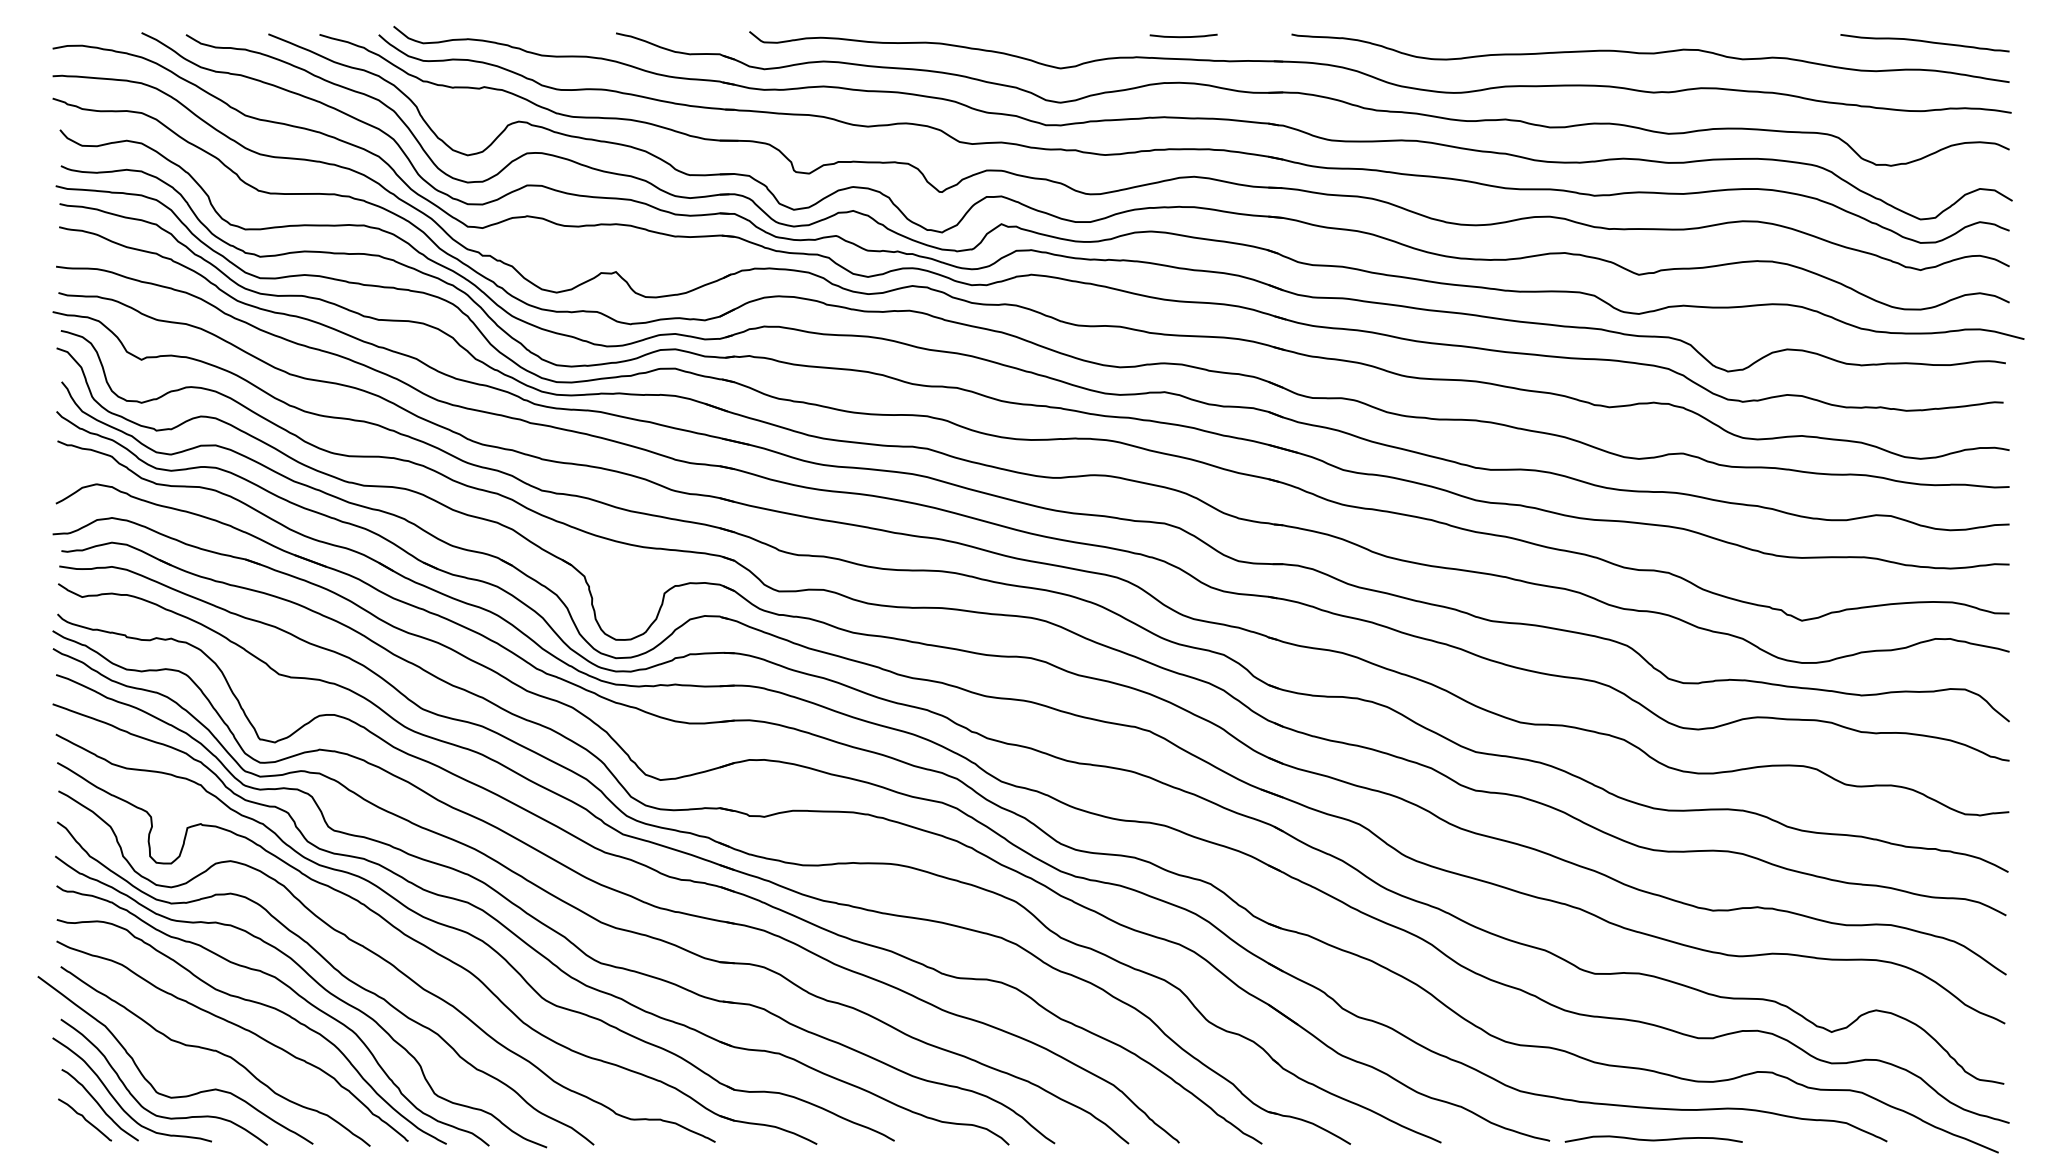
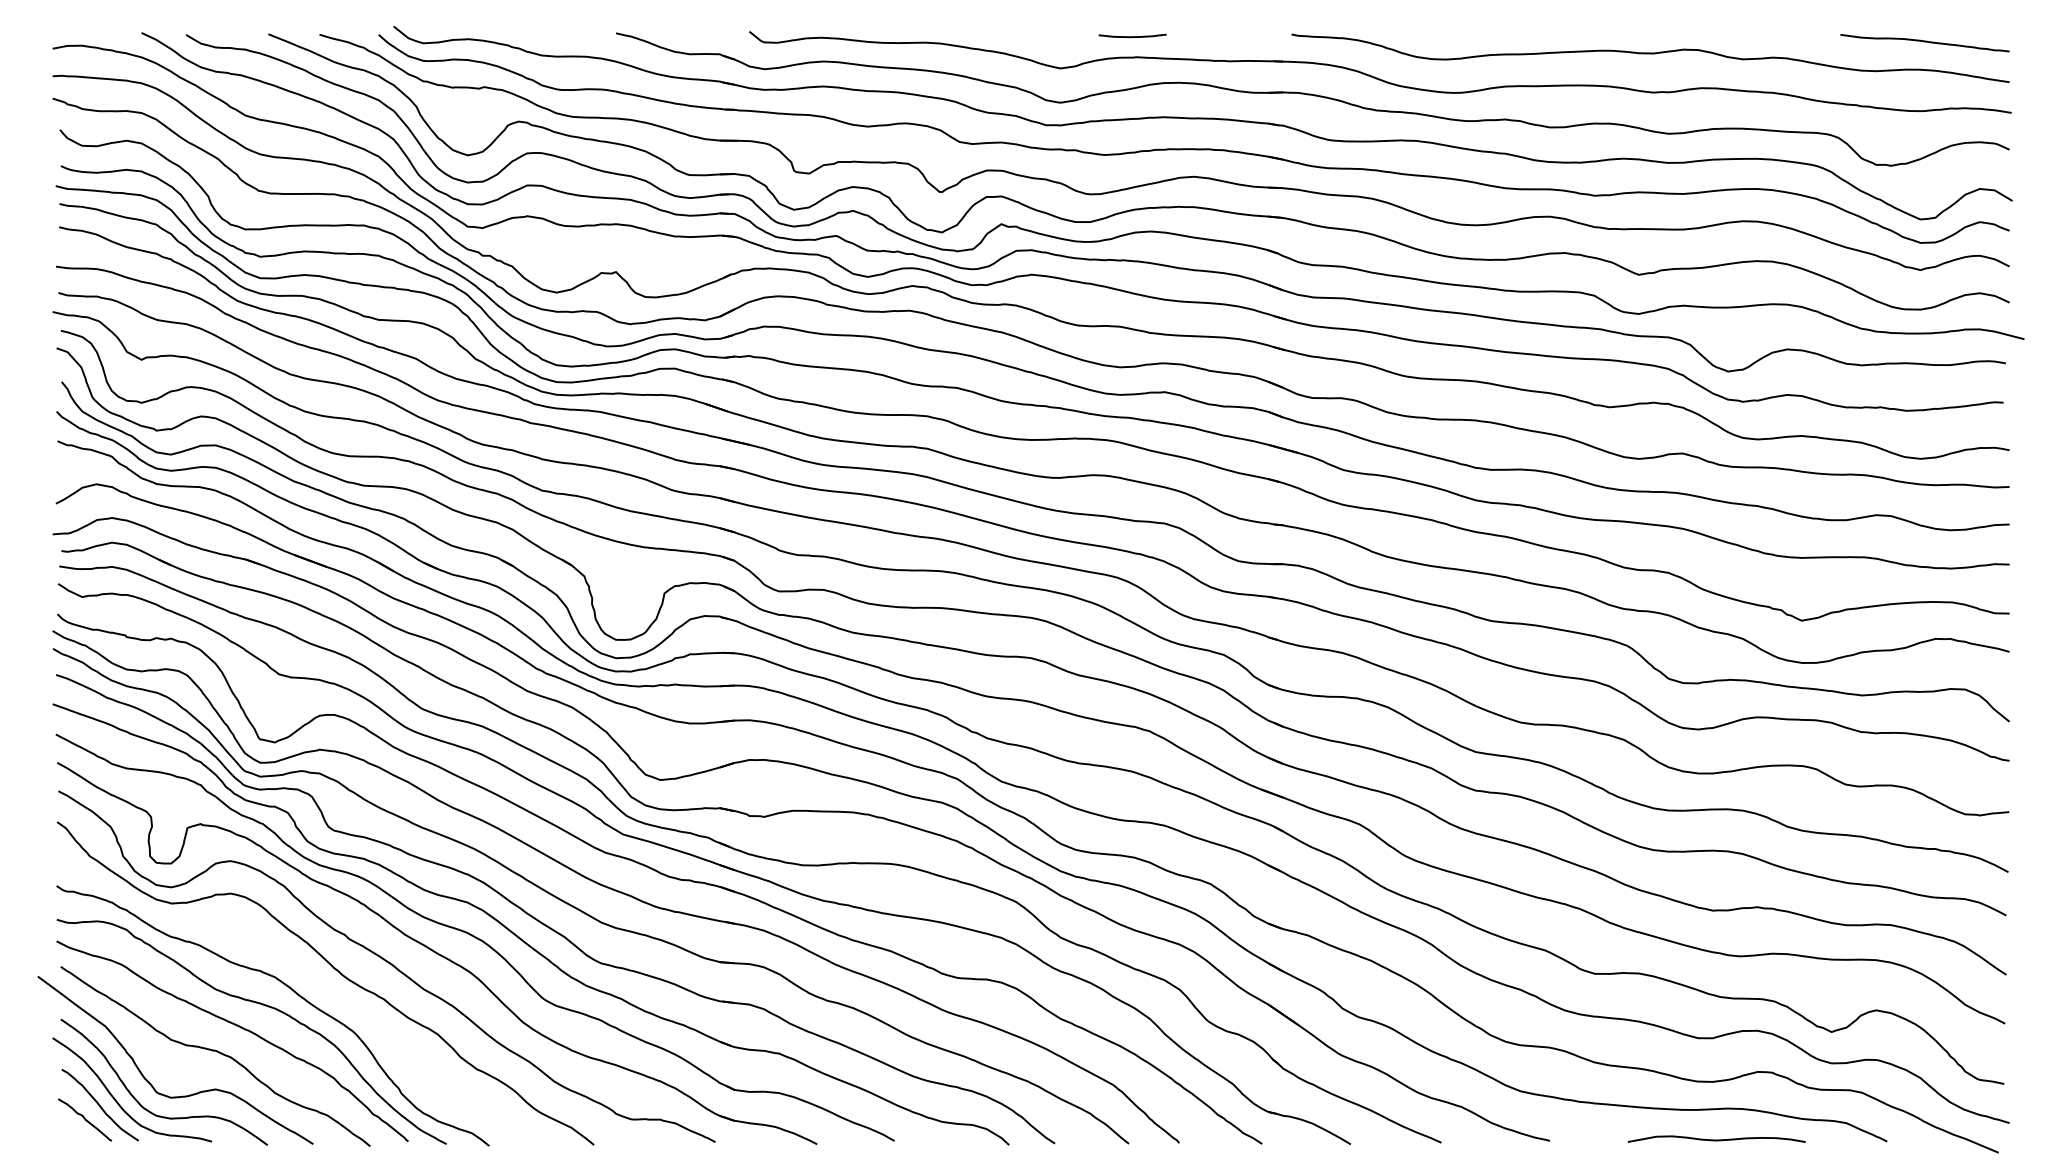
curve position: (1183, 36) -> (1132, 36) (1132, 36)
curve: present -> none (317, 984)
curve position: (1653, 1139) -> (1716, 1139) (1716, 1139)
